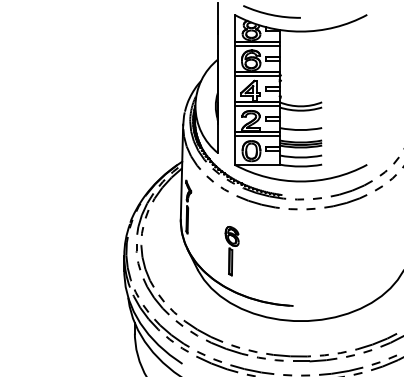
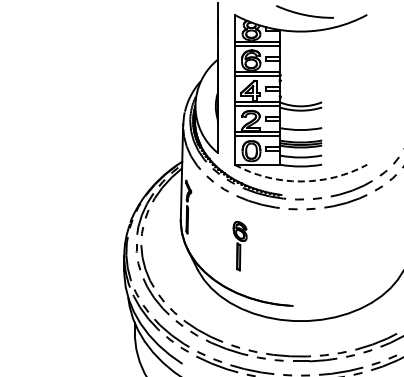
arc position: (270, 13) -> (303, 13) (303, 13)
arc: solid -> dashed (300, 181)
part position: (231, 251) -> (239, 246) (239, 246)
